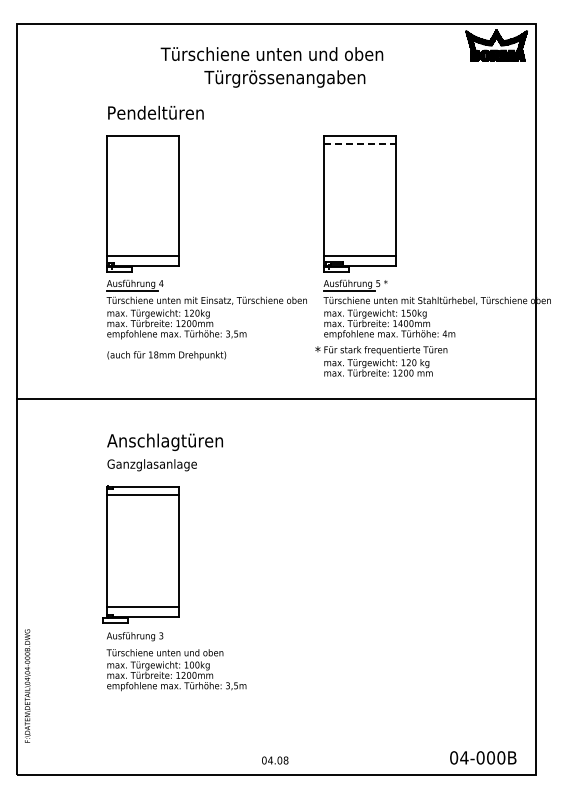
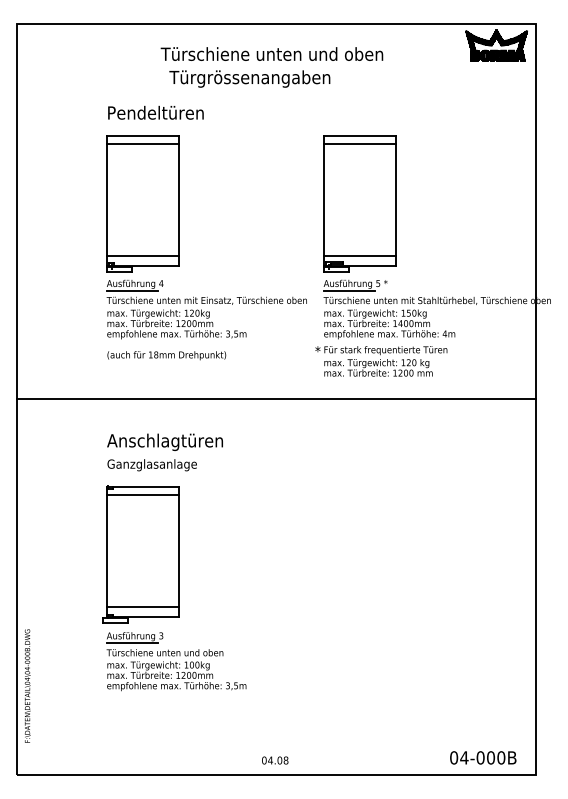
text position: (284, 78) -> (249, 78) (249, 78)
line: none -> present (142, 143)
line: dashed -> solid (360, 143)
line: none -> present (132, 643)
